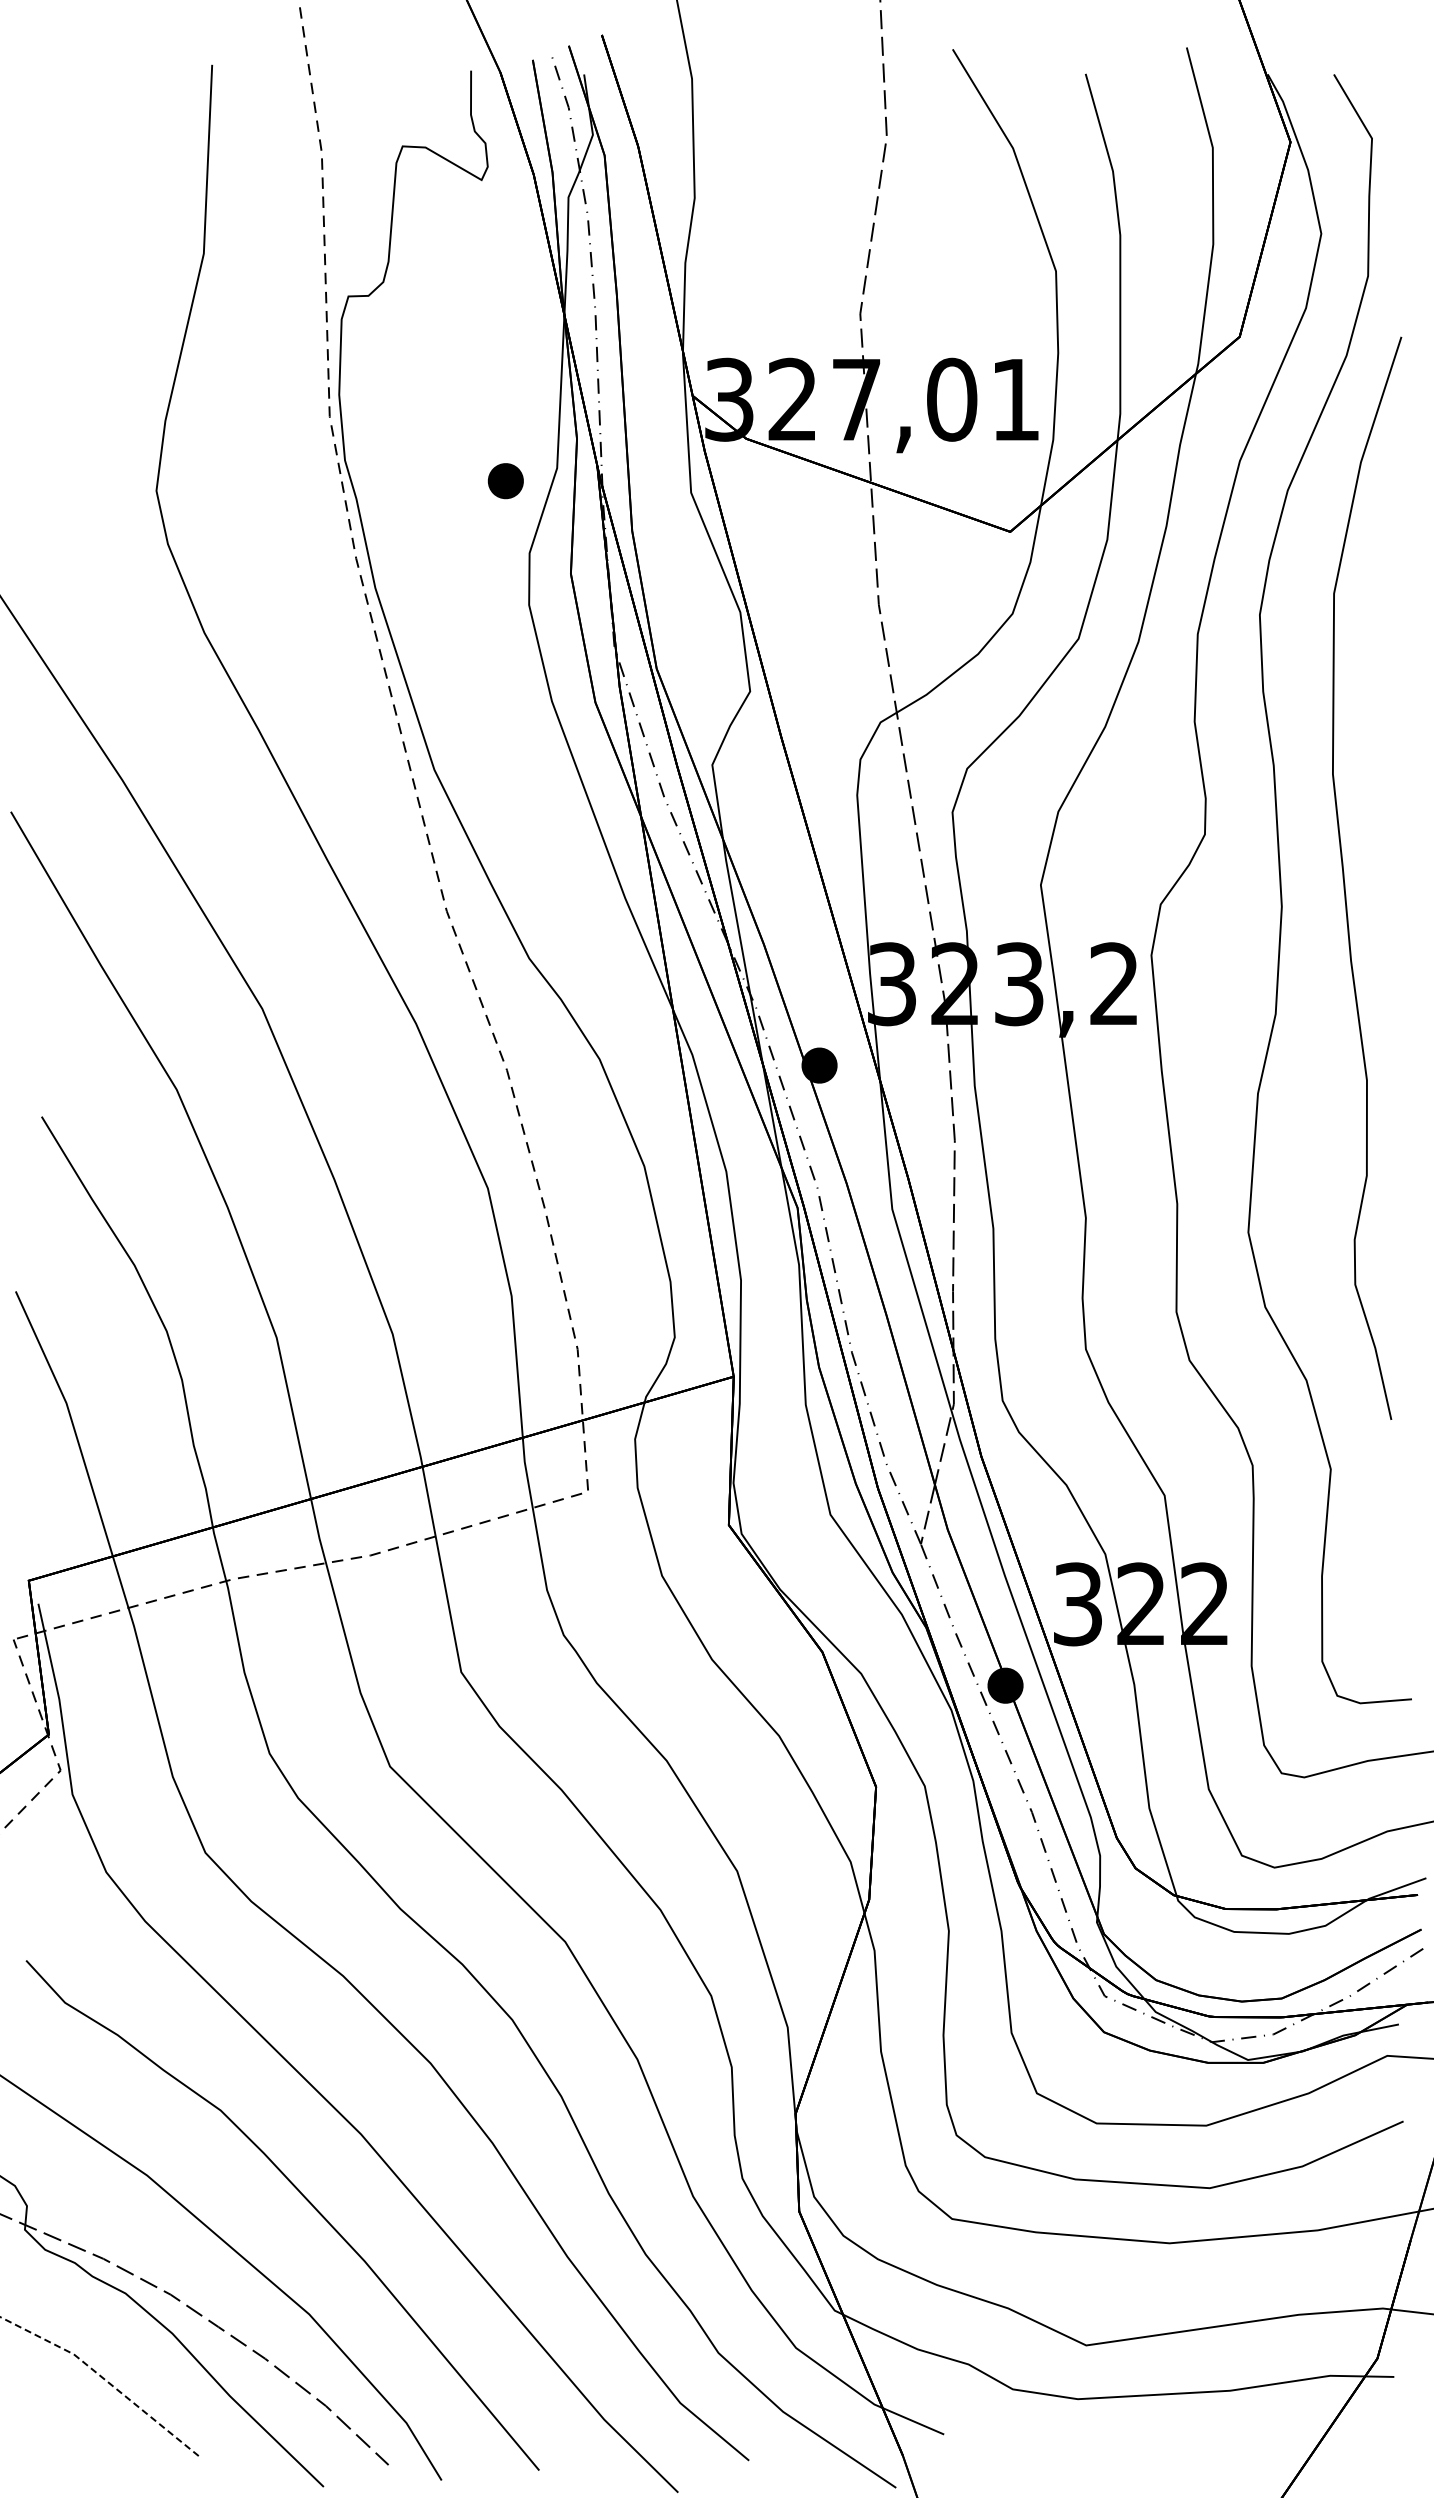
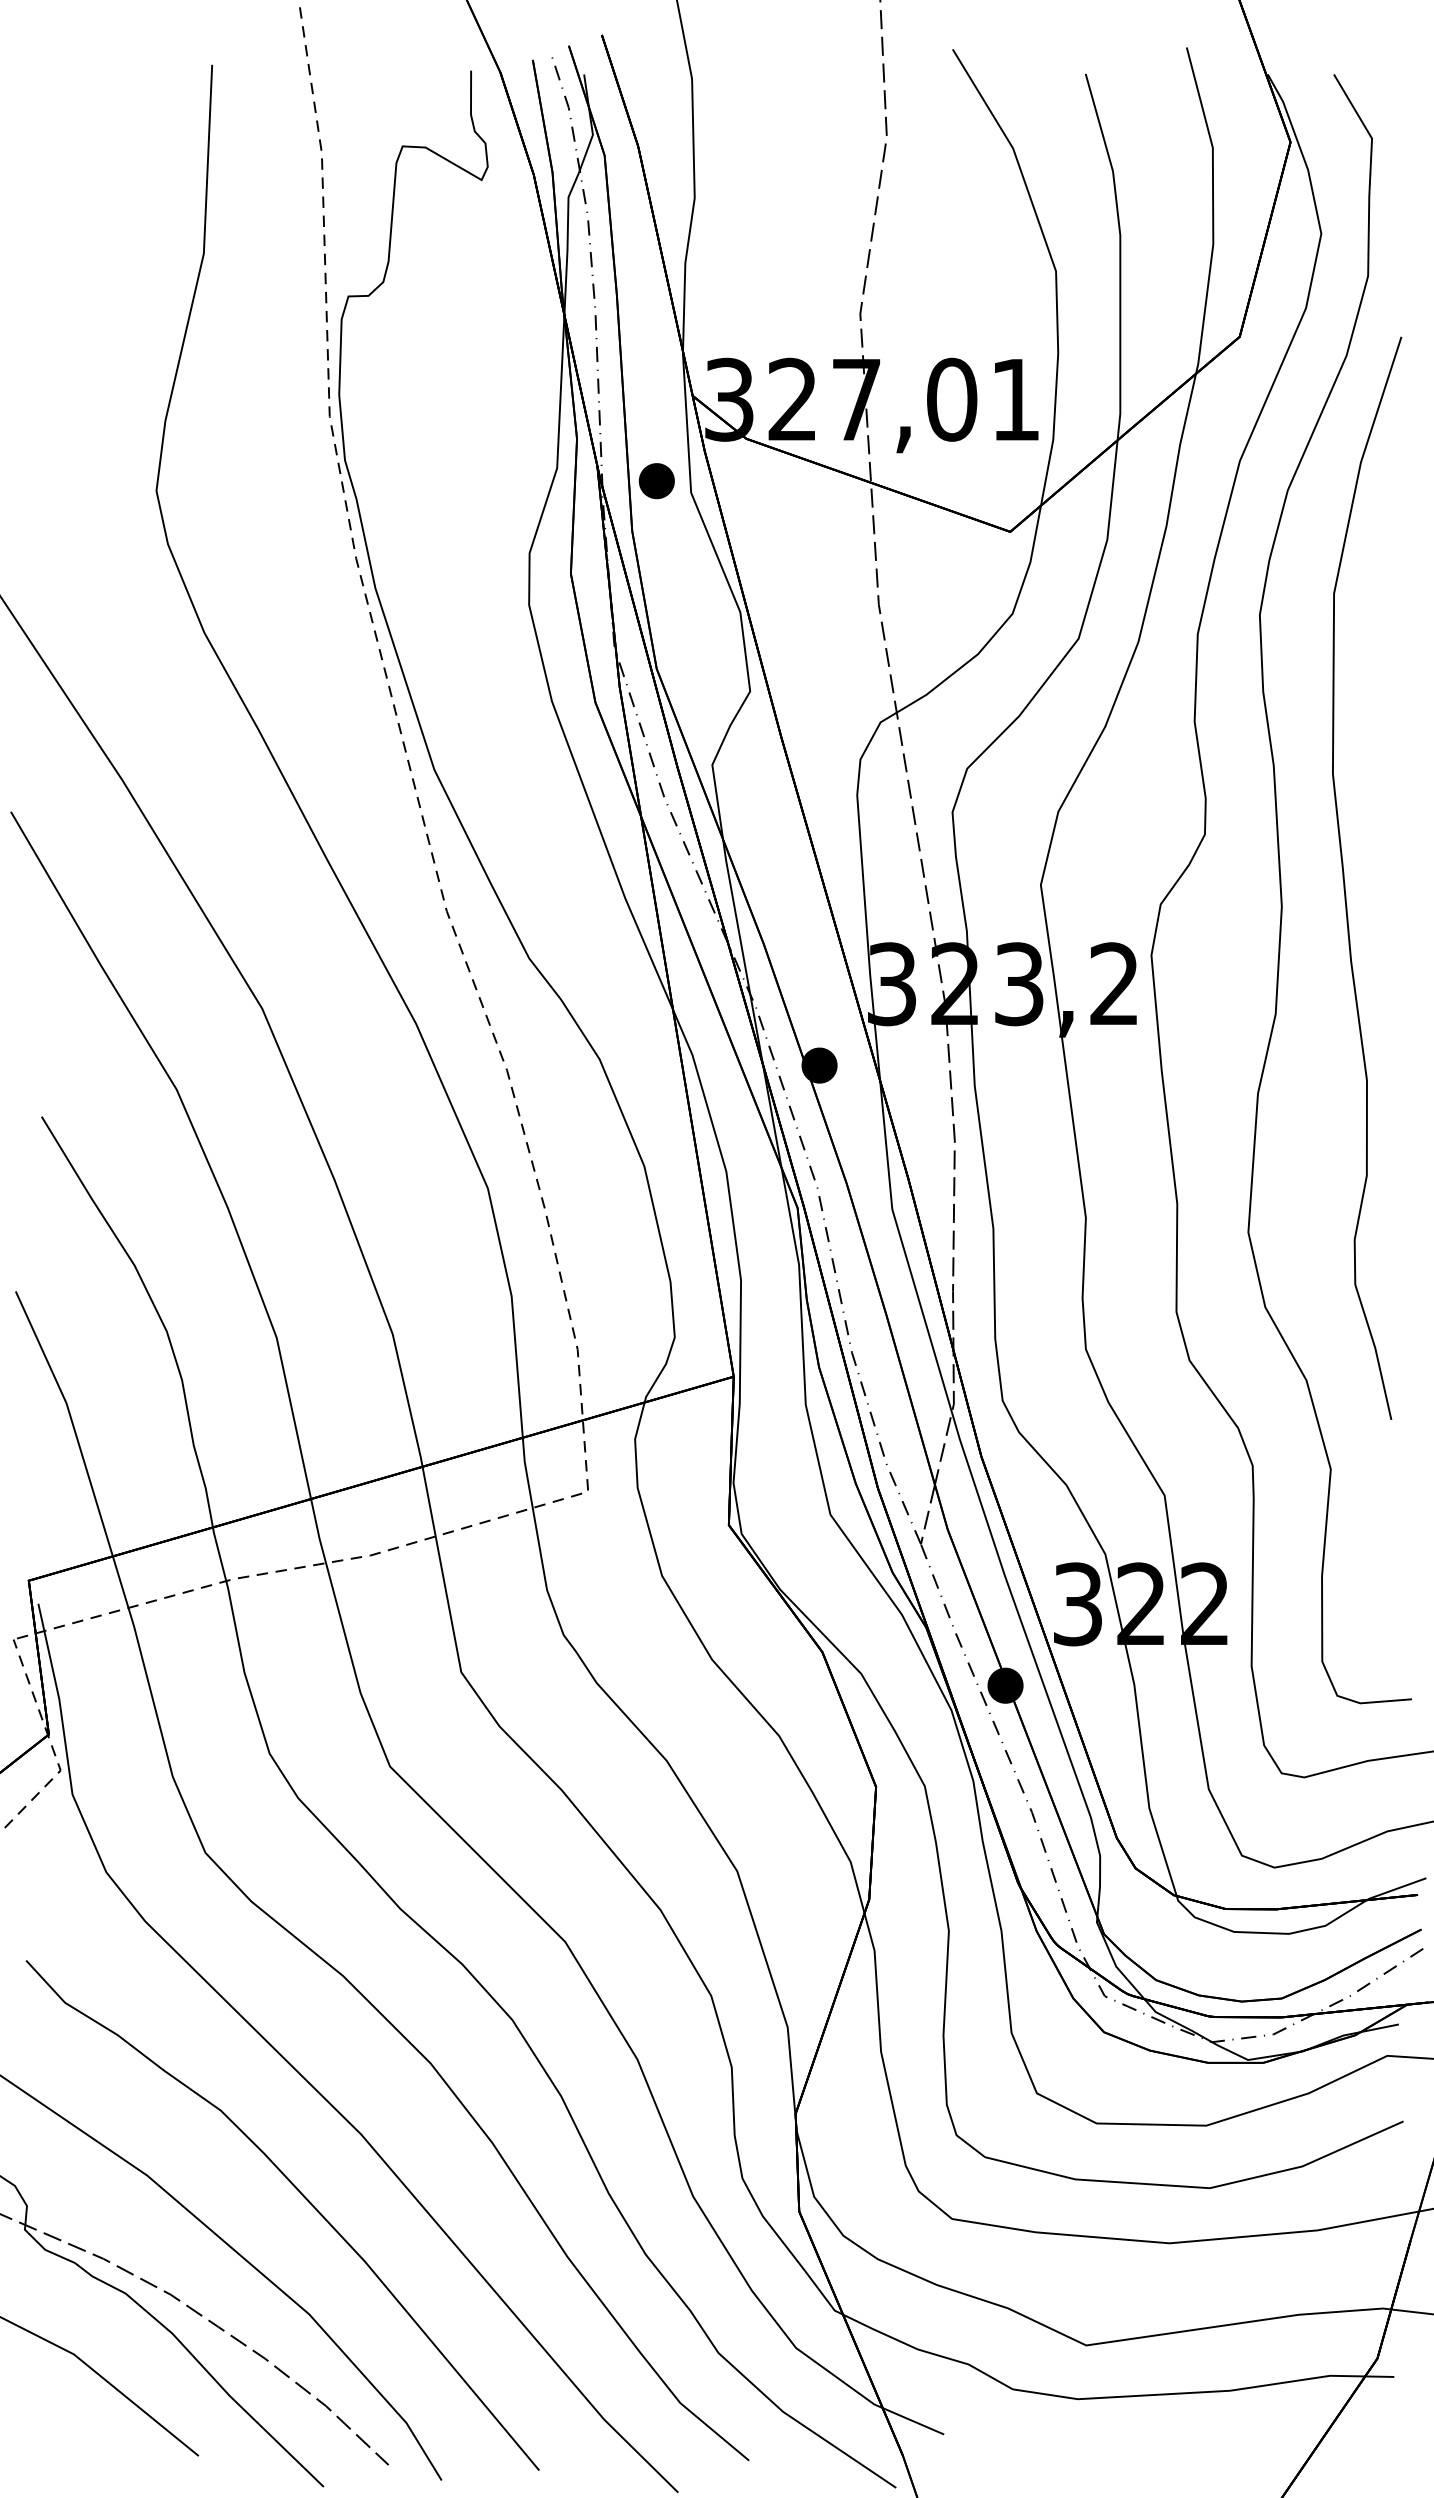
part position: (505, 481) -> (656, 481) (656, 481)
line: dashed -> solid (103, 2378)
